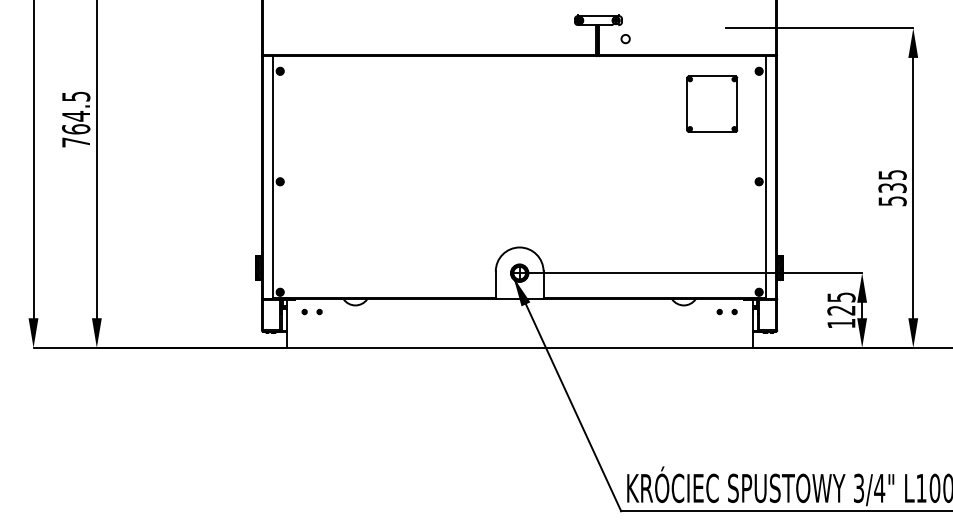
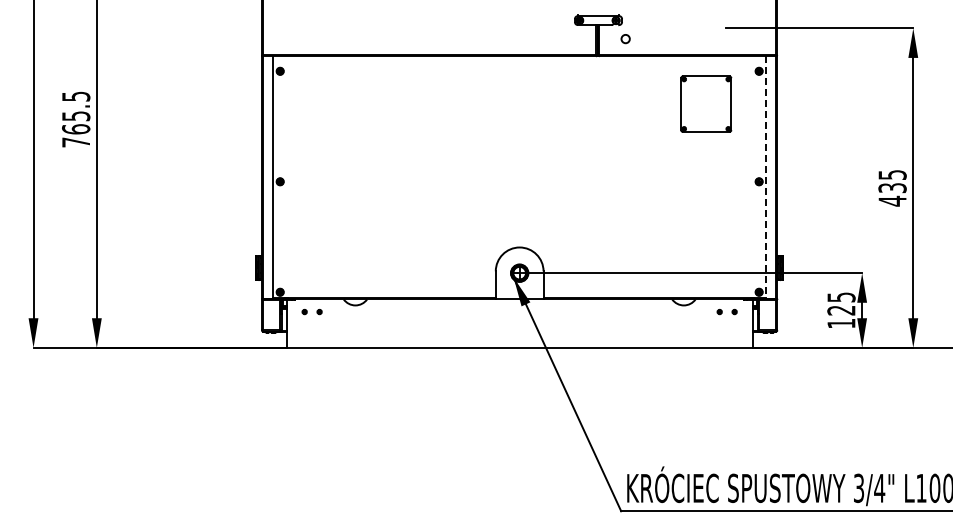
part position: (712, 103) -> (706, 103) (706, 103)
text: 764.5 -> 765.5 (76, 115)
line: solid -> dashed (766, 177)
text: 535 -> 435 (892, 200)
